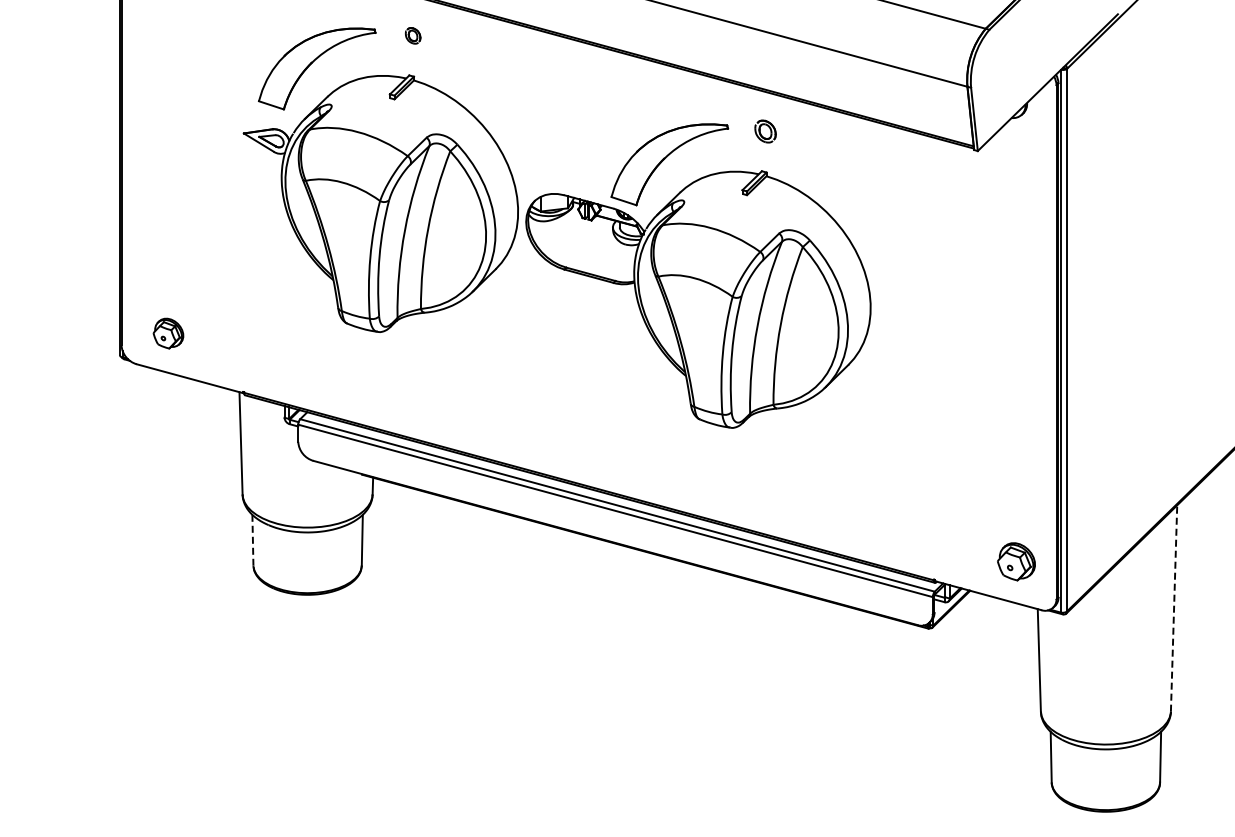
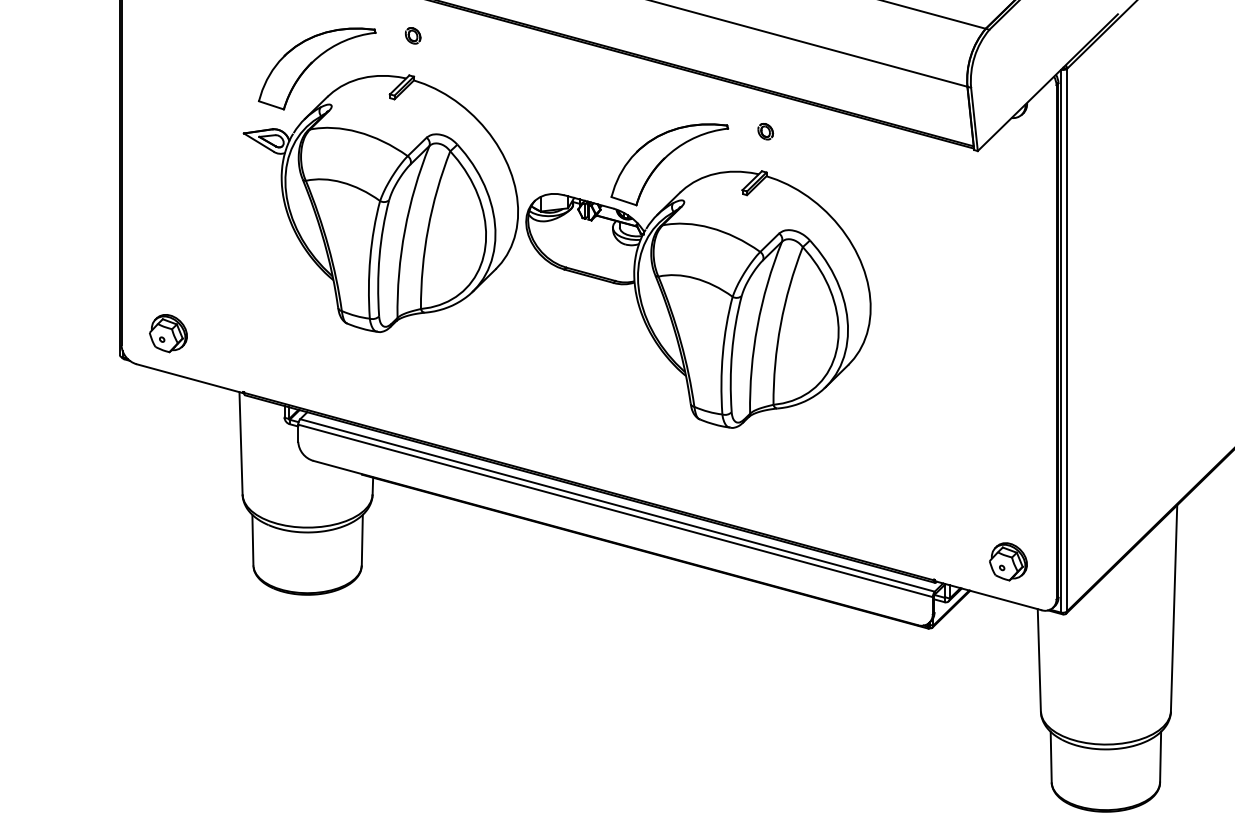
part size: 23x25 px -> 18x18 px (765, 131)
part size: 33x33 px -> 39x40 px (168, 333)
line: dashed -> solid (252, 540)
part position: (1016, 561) -> (1008, 561) (1008, 561)
line: dashed -> solid (1174, 607)
